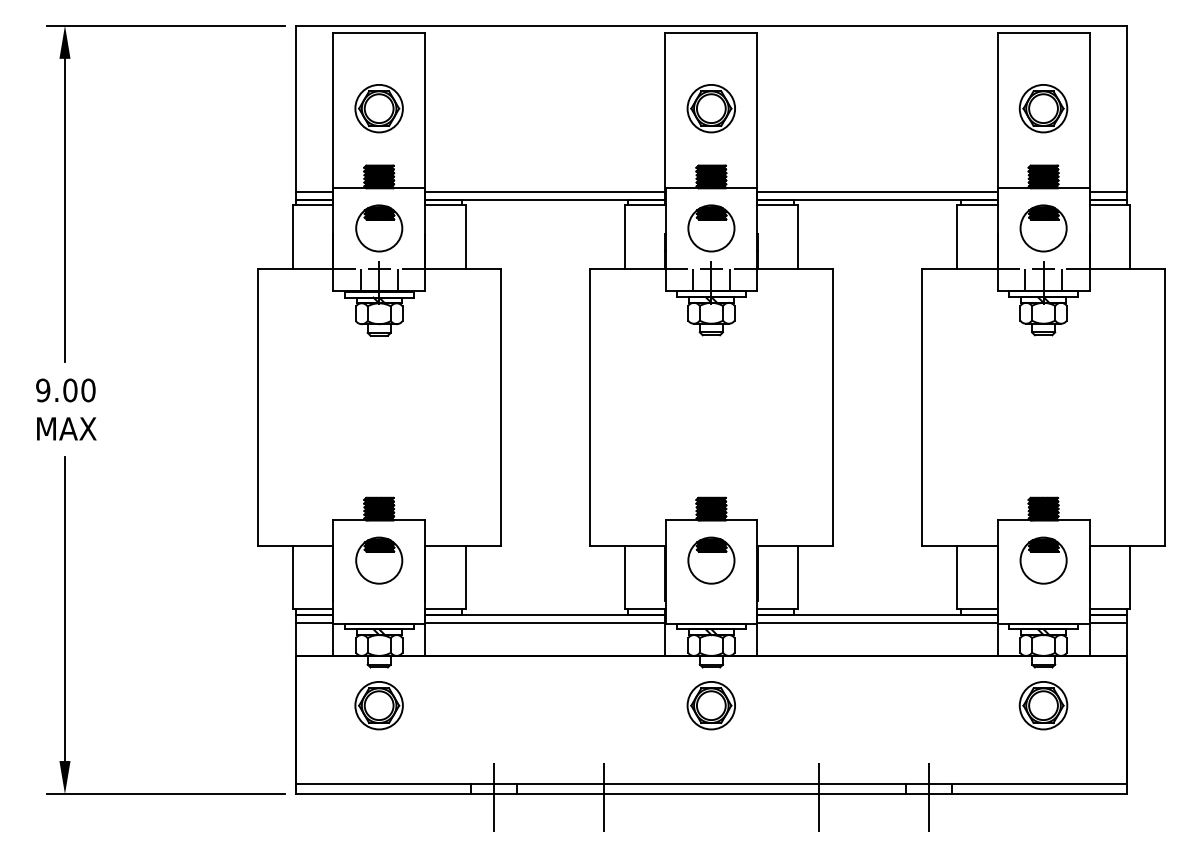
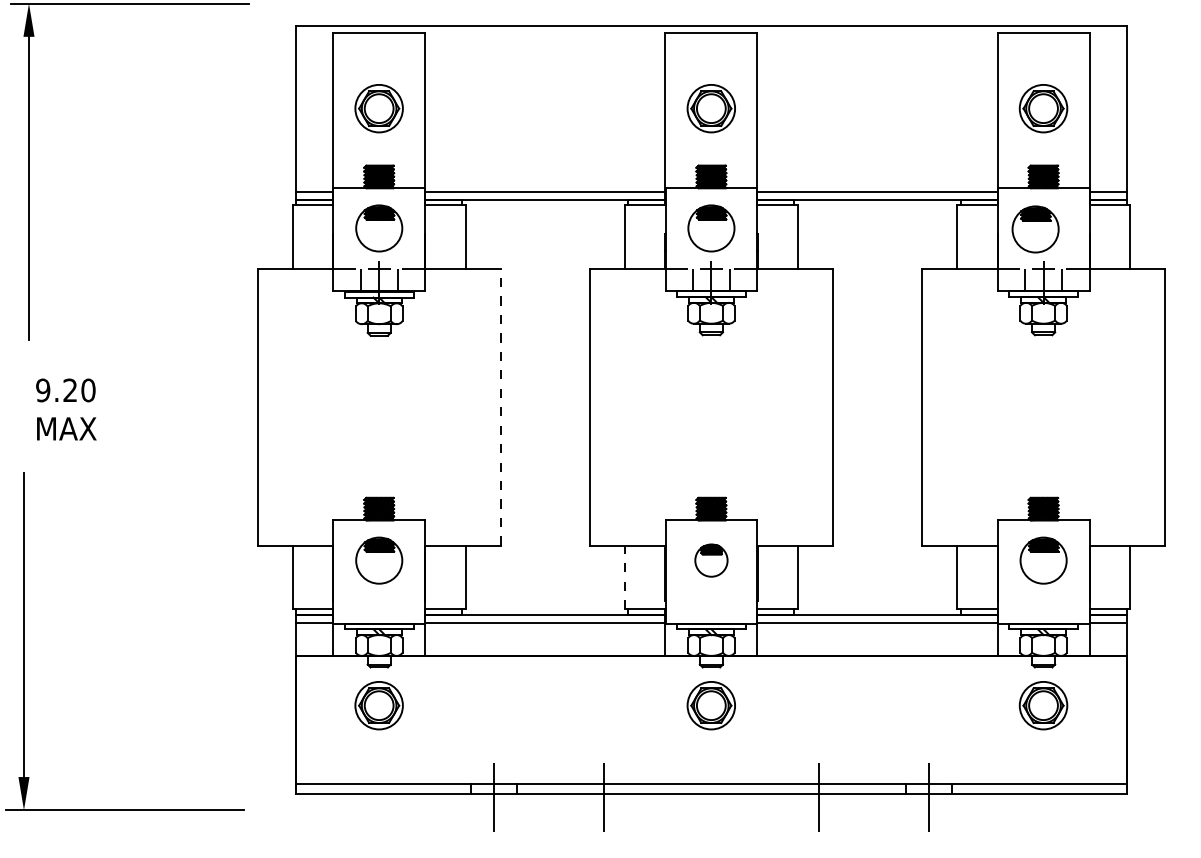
part position: (65, 193) -> (29, 171) (29, 171)
part position: (1043, 228) -> (1035, 229) (1035, 229)
text: 9.00 -> 9.20 (70, 390)
line: solid -> dashed (500, 406)
part size: 49x49 px -> 35x35 px (711, 560)
line: solid -> dashed (624, 577)
part position: (65, 625) -> (24, 641) (24, 641)
